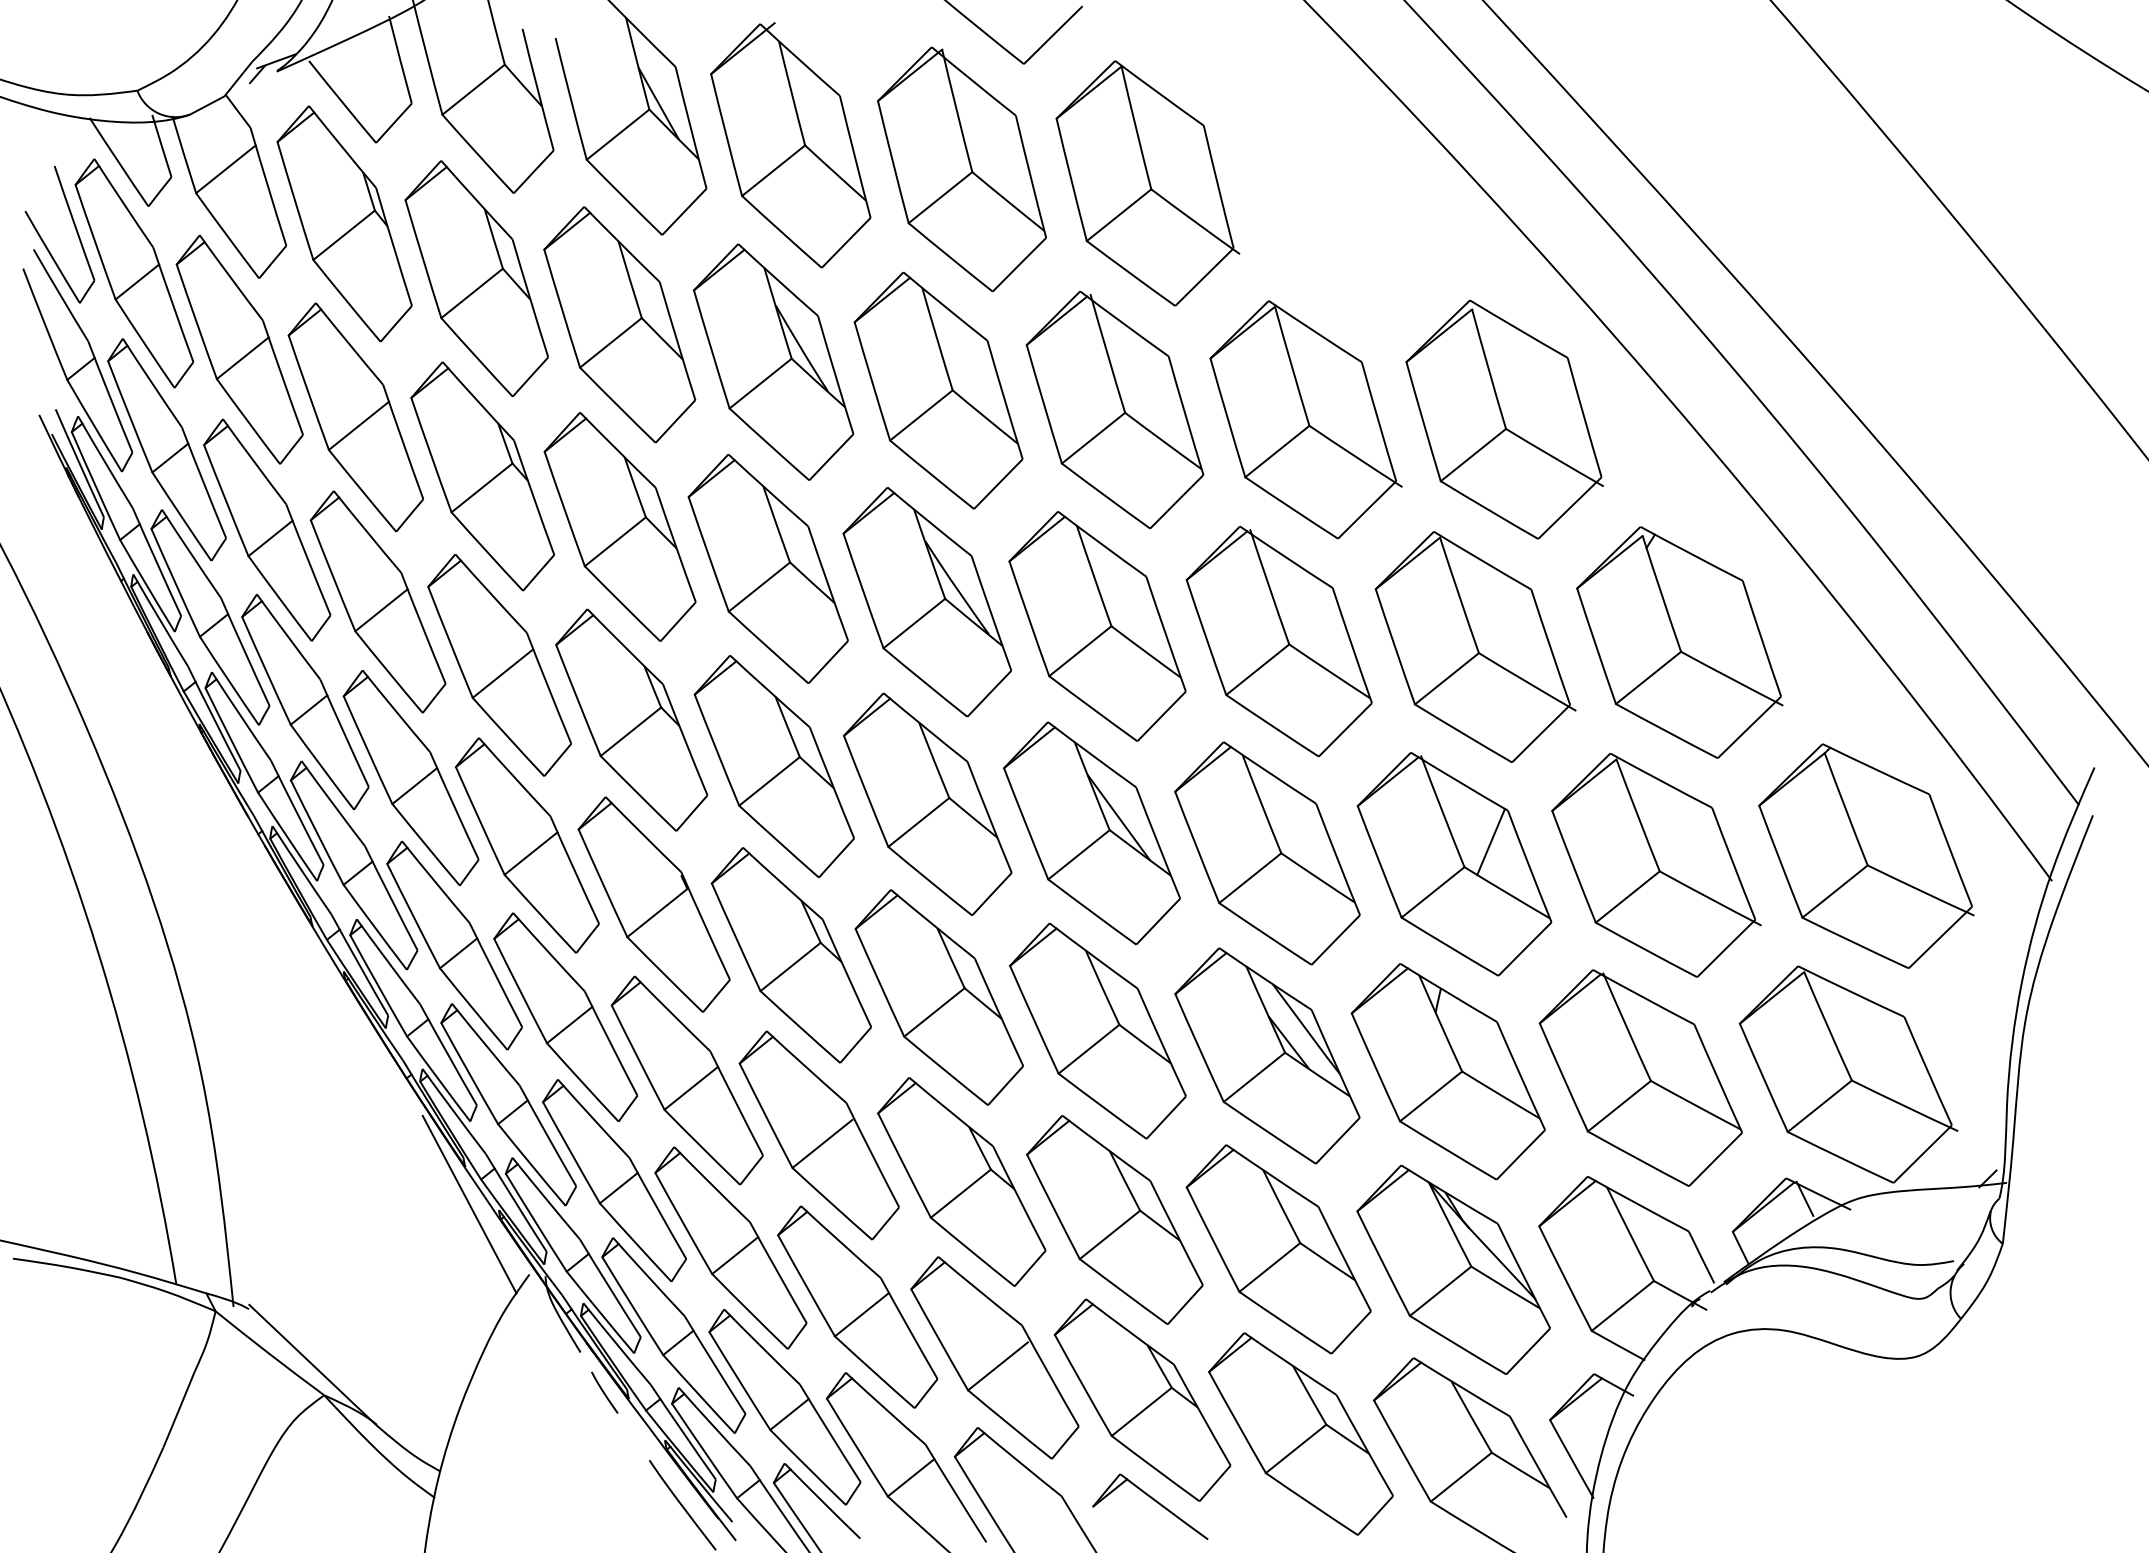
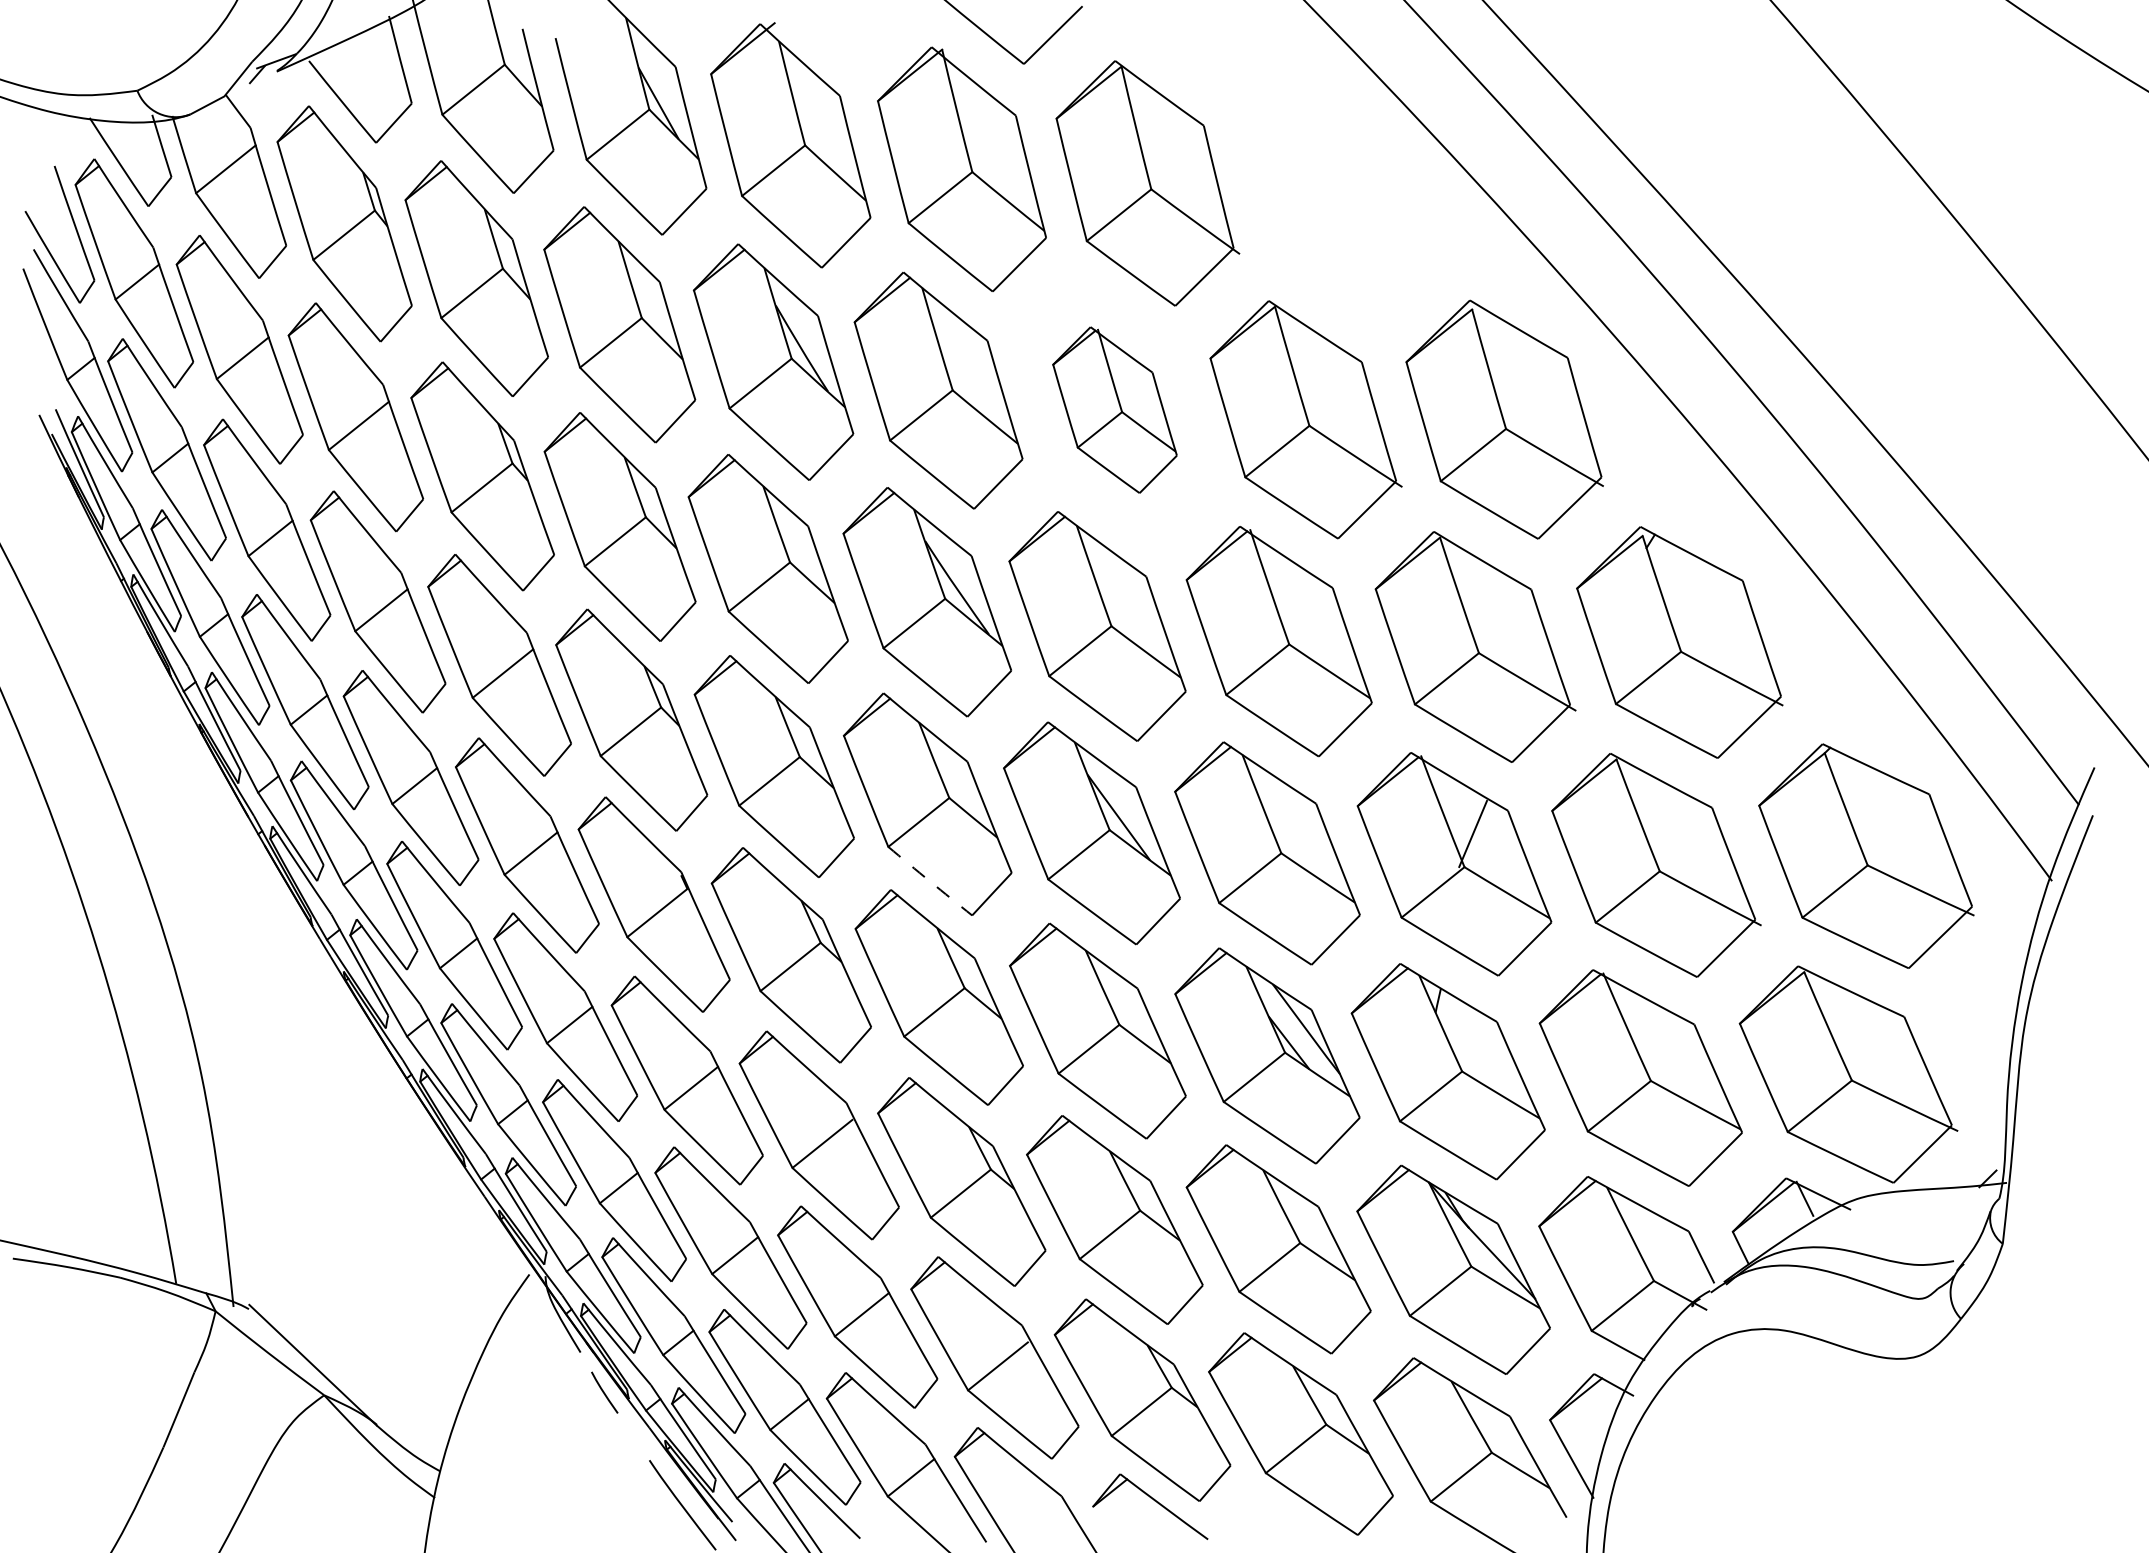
part size: 180x239 px -> 126x168 px (1114, 409)
line position: (1490, 841) -> (1472, 833) (1472, 833)
arc: solid -> dashed (930, 881)
line: present -> none (469, 1204)
